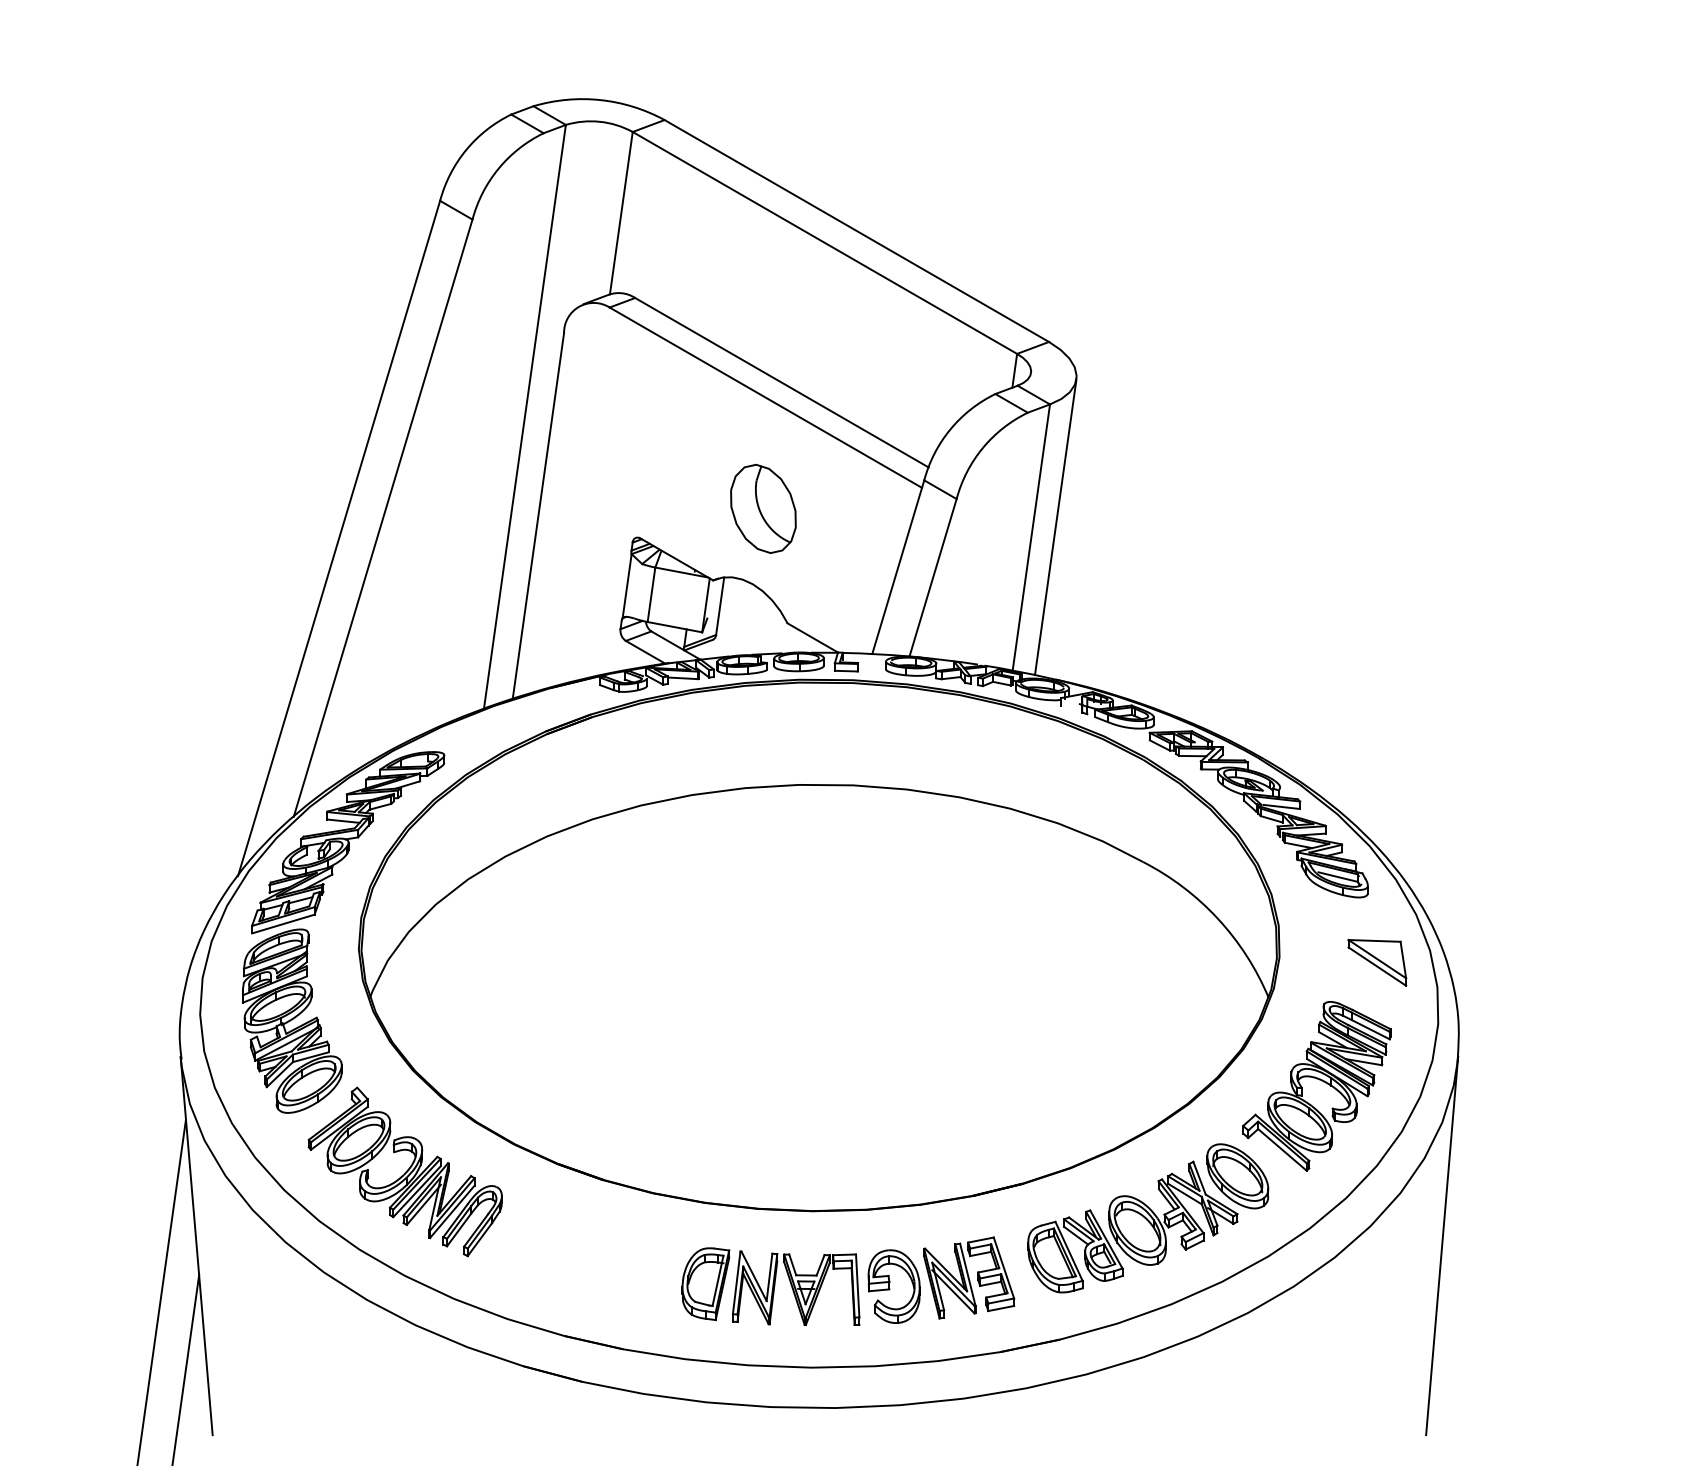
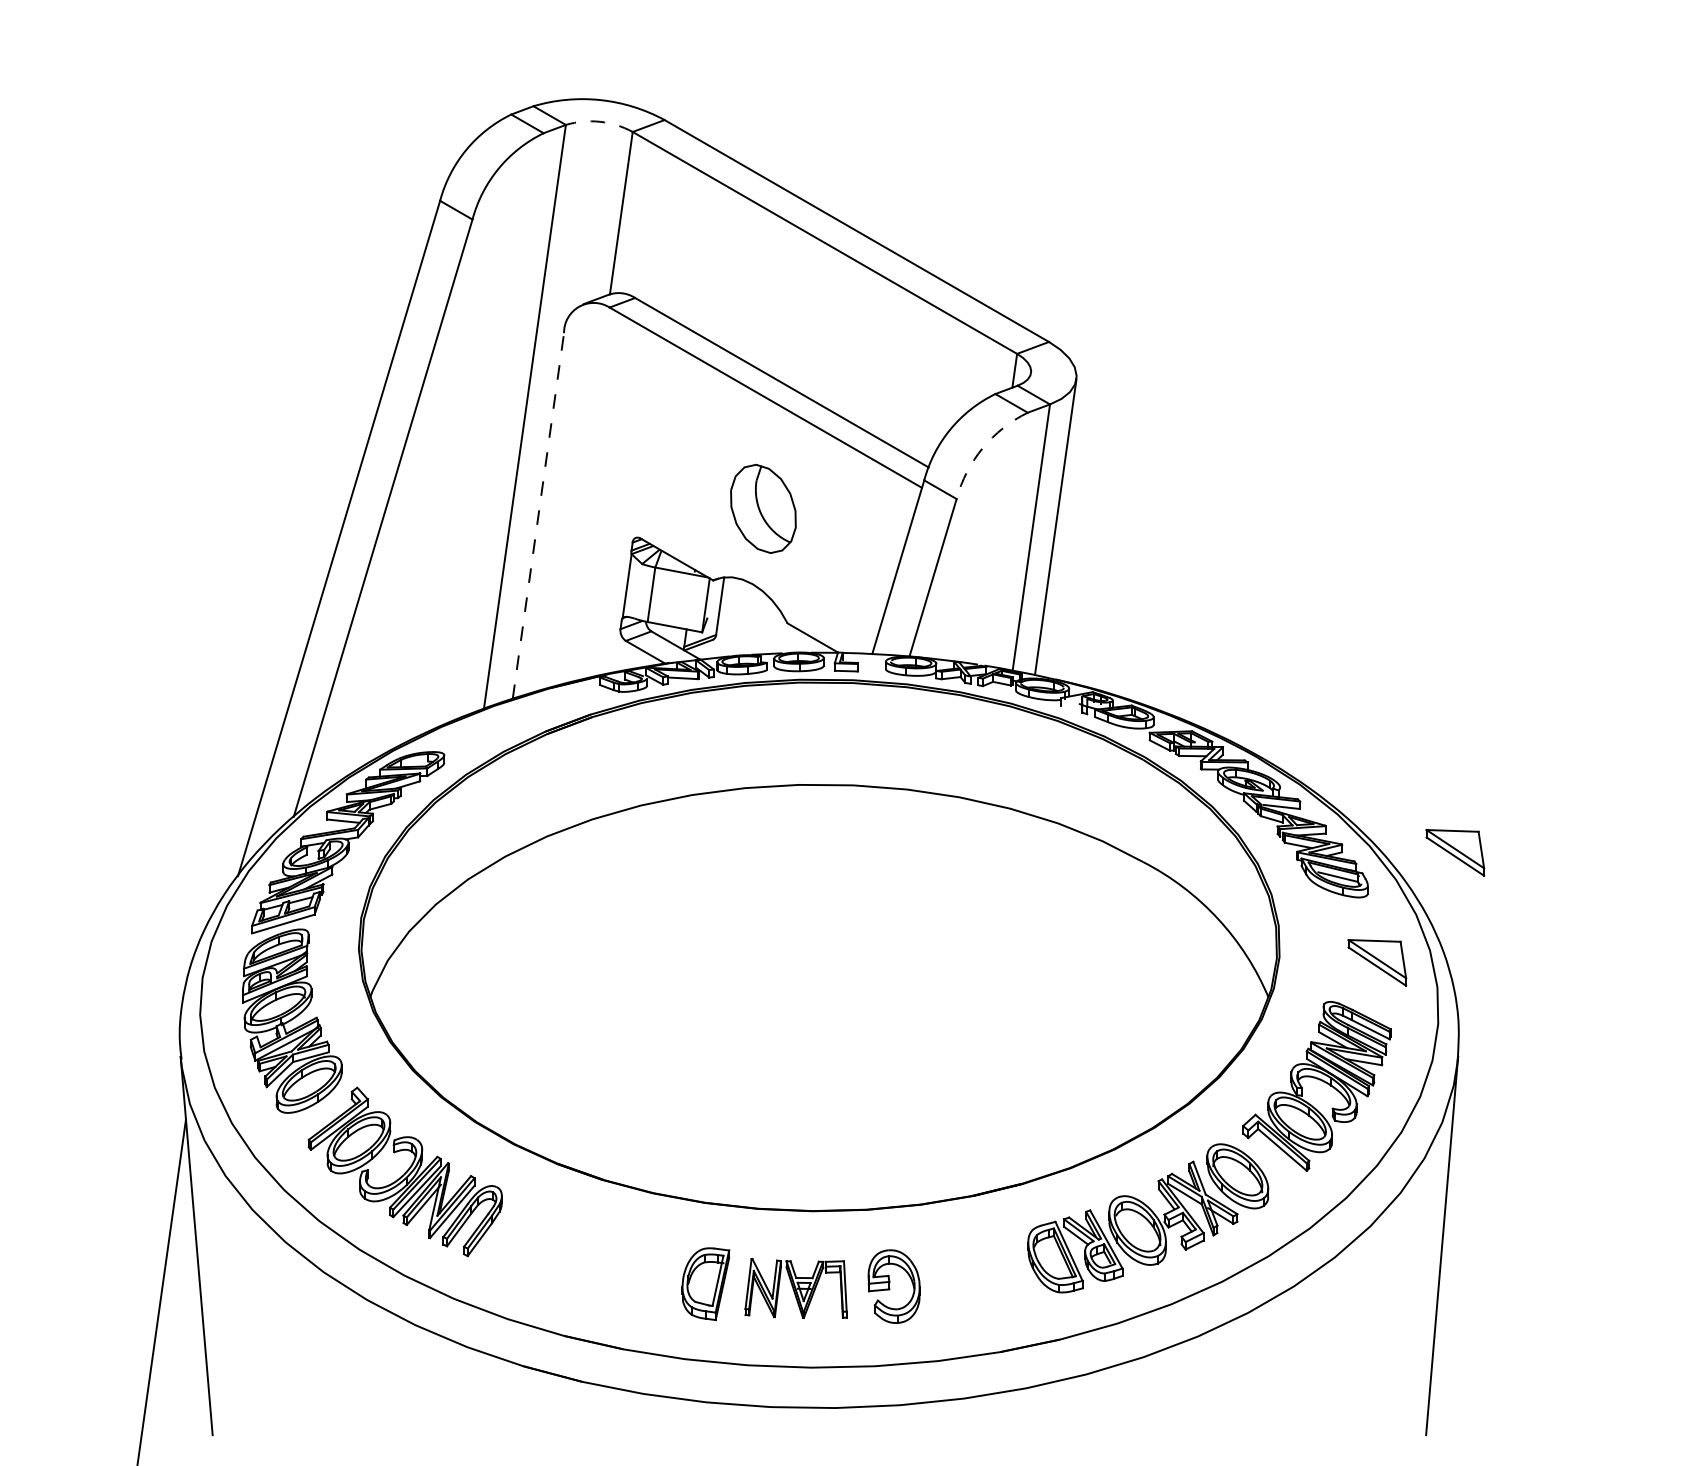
arc: solid -> dashed (600, 121)
arc: solid -> dashed (982, 448)
line: solid -> dashed (538, 516)
part: none -> present (1455, 852)
part: present -> none (969, 1277)
part size: 130x77 px -> 104x61 px (795, 1288)
line: present -> none (185, 1368)
